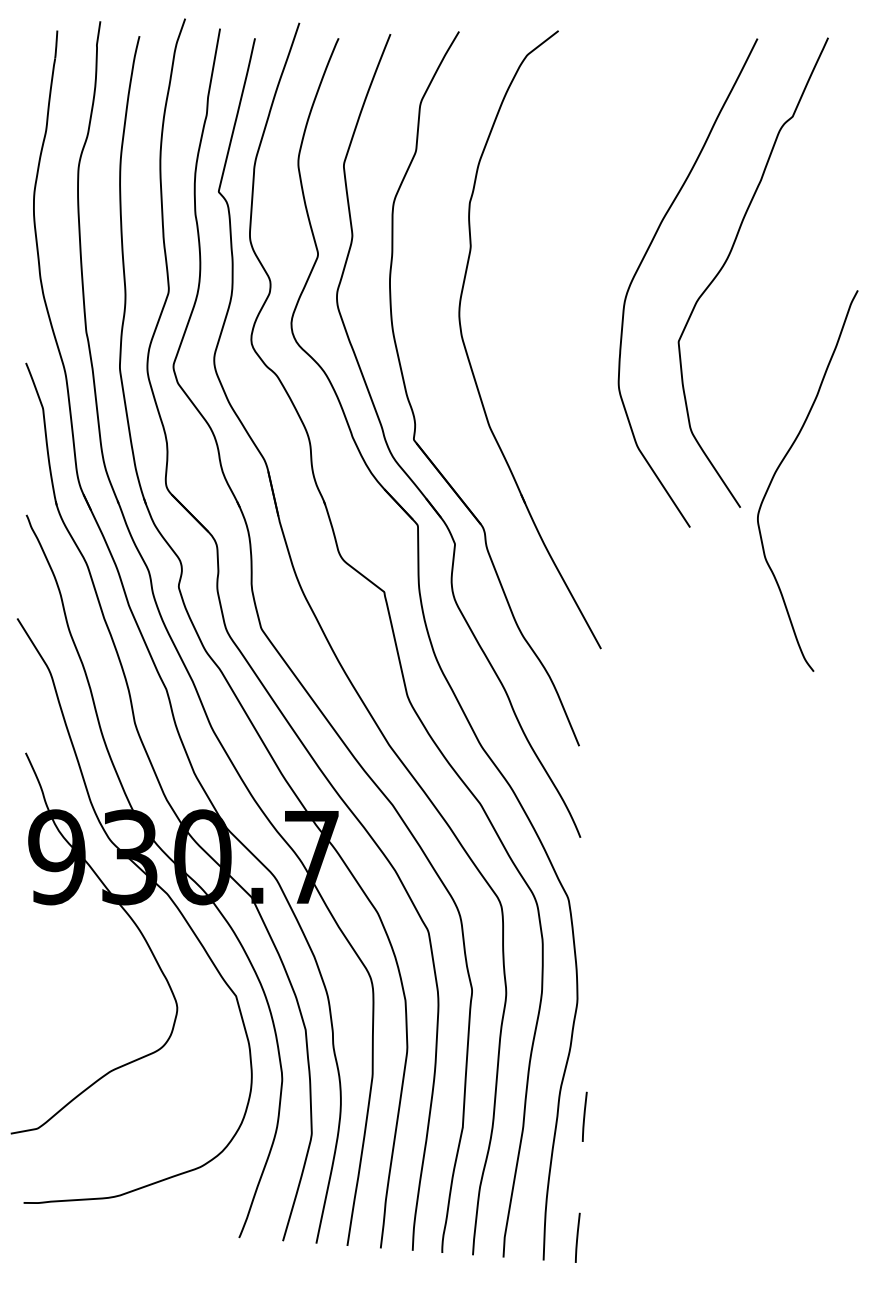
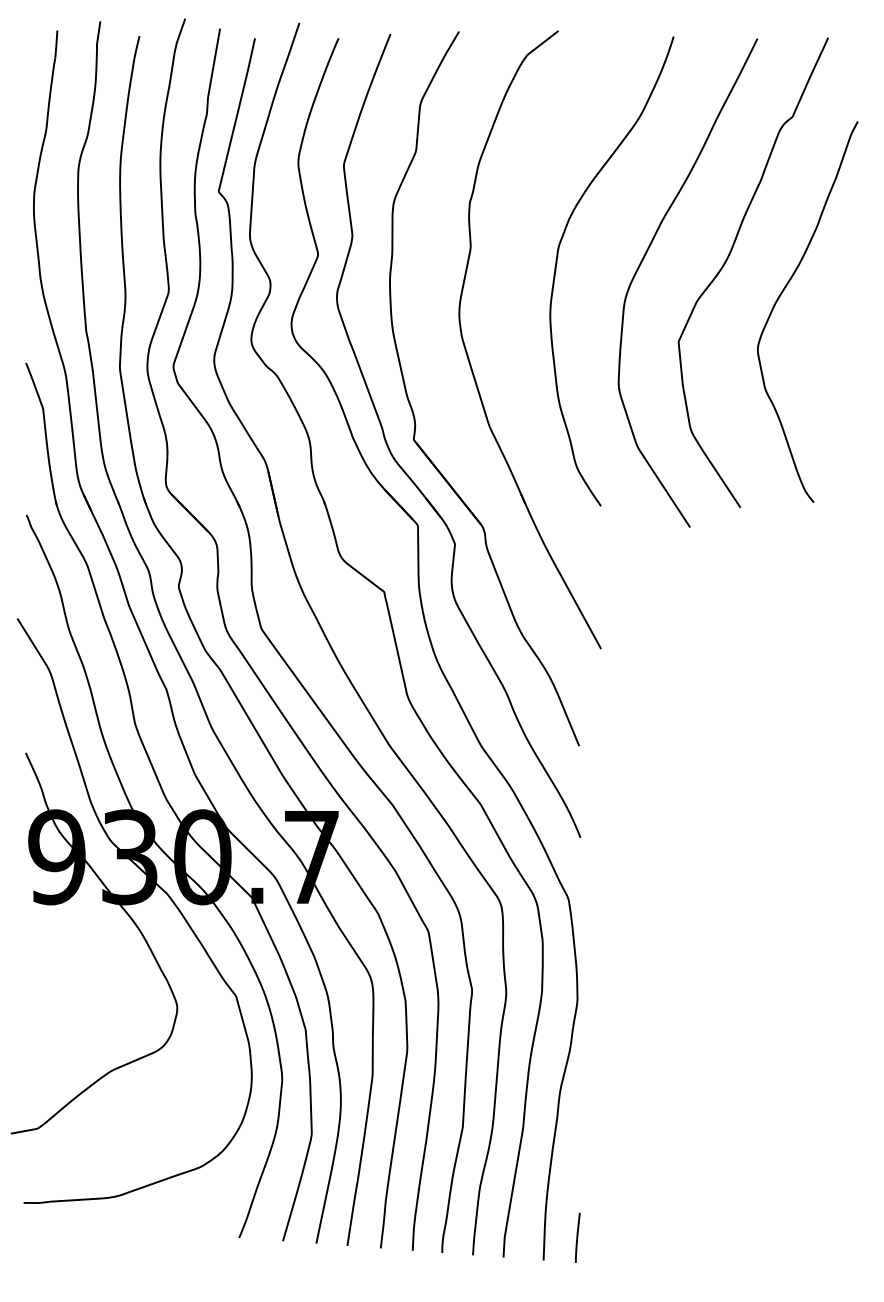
curve: none -> present (557, 263)
curve position: (781, 464) -> (781, 295) (781, 295)
line: present -> none (584, 1116)
